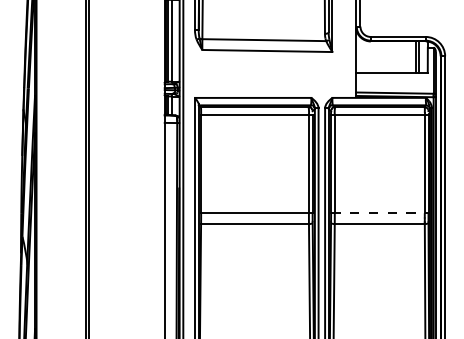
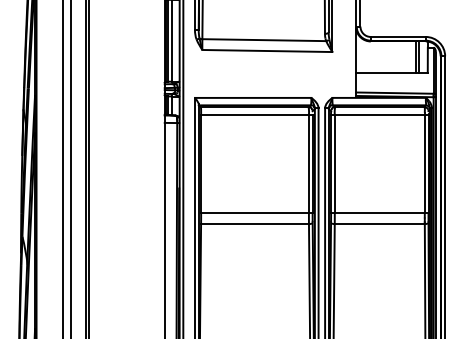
line: none -> present (63, 168)
line: none -> present (71, 168)
line: dashed -> solid (379, 213)
